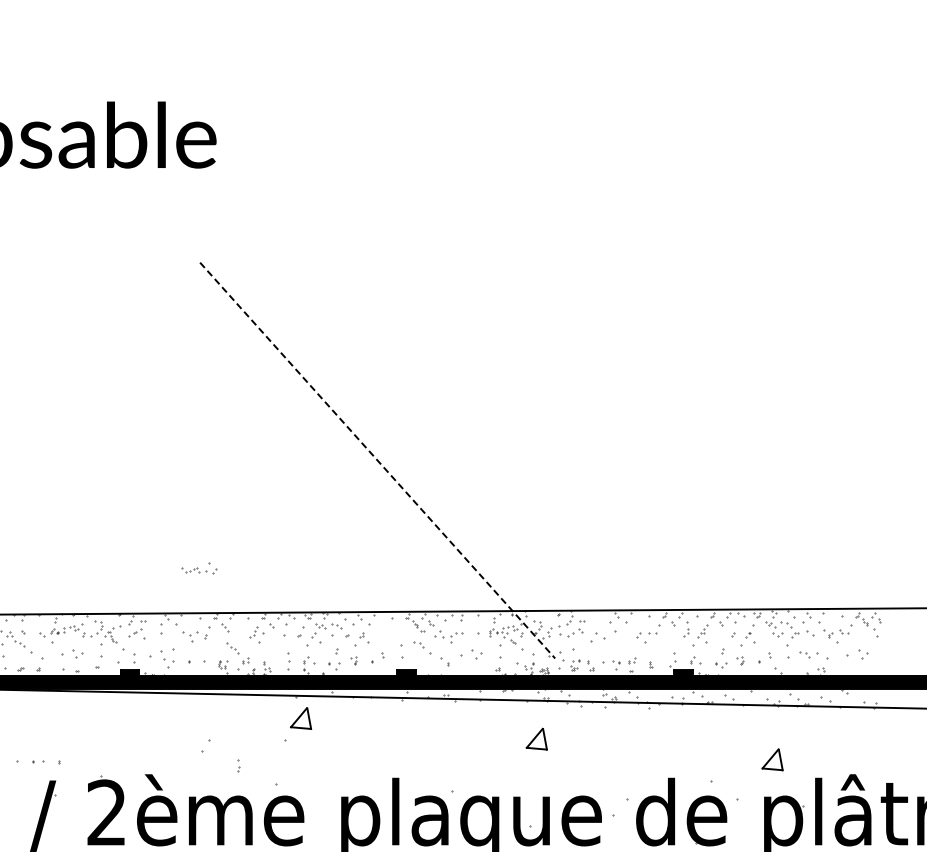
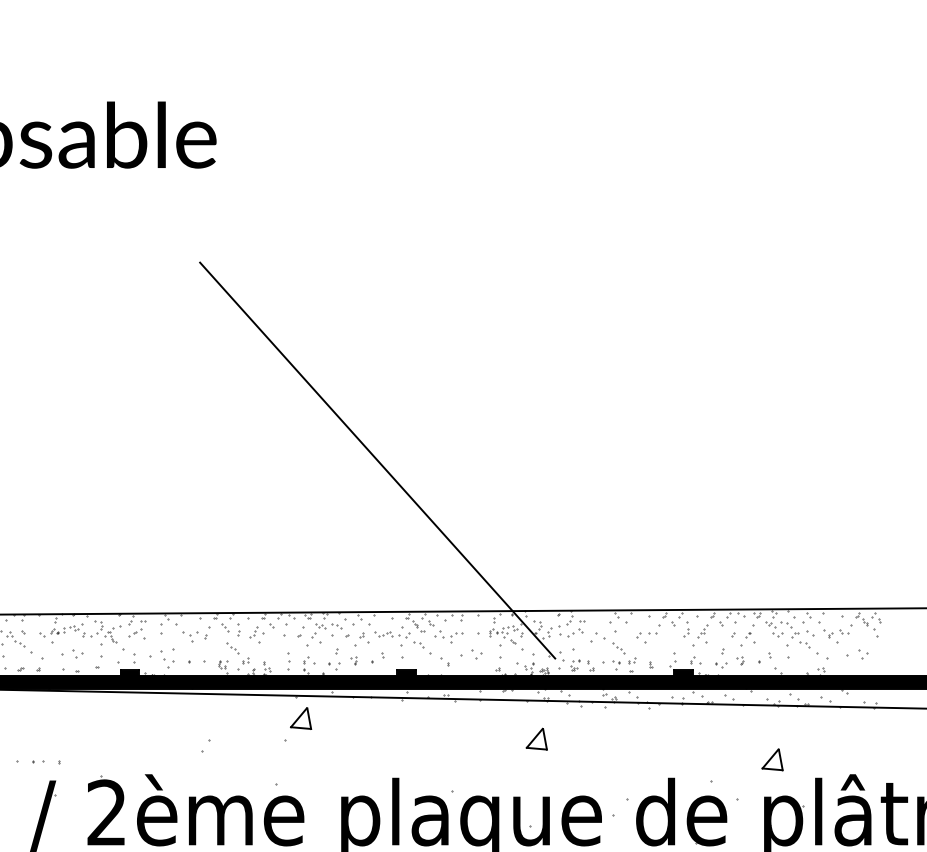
line: dashed -> solid (377, 460)
part position: (199, 568) -> (392, 632) (392, 632)
part: none -> present (618, 648)
part position: (804, 654) -> (804, 644) (804, 644)
part position: (238, 765) -> (238, 629) (238, 629)
